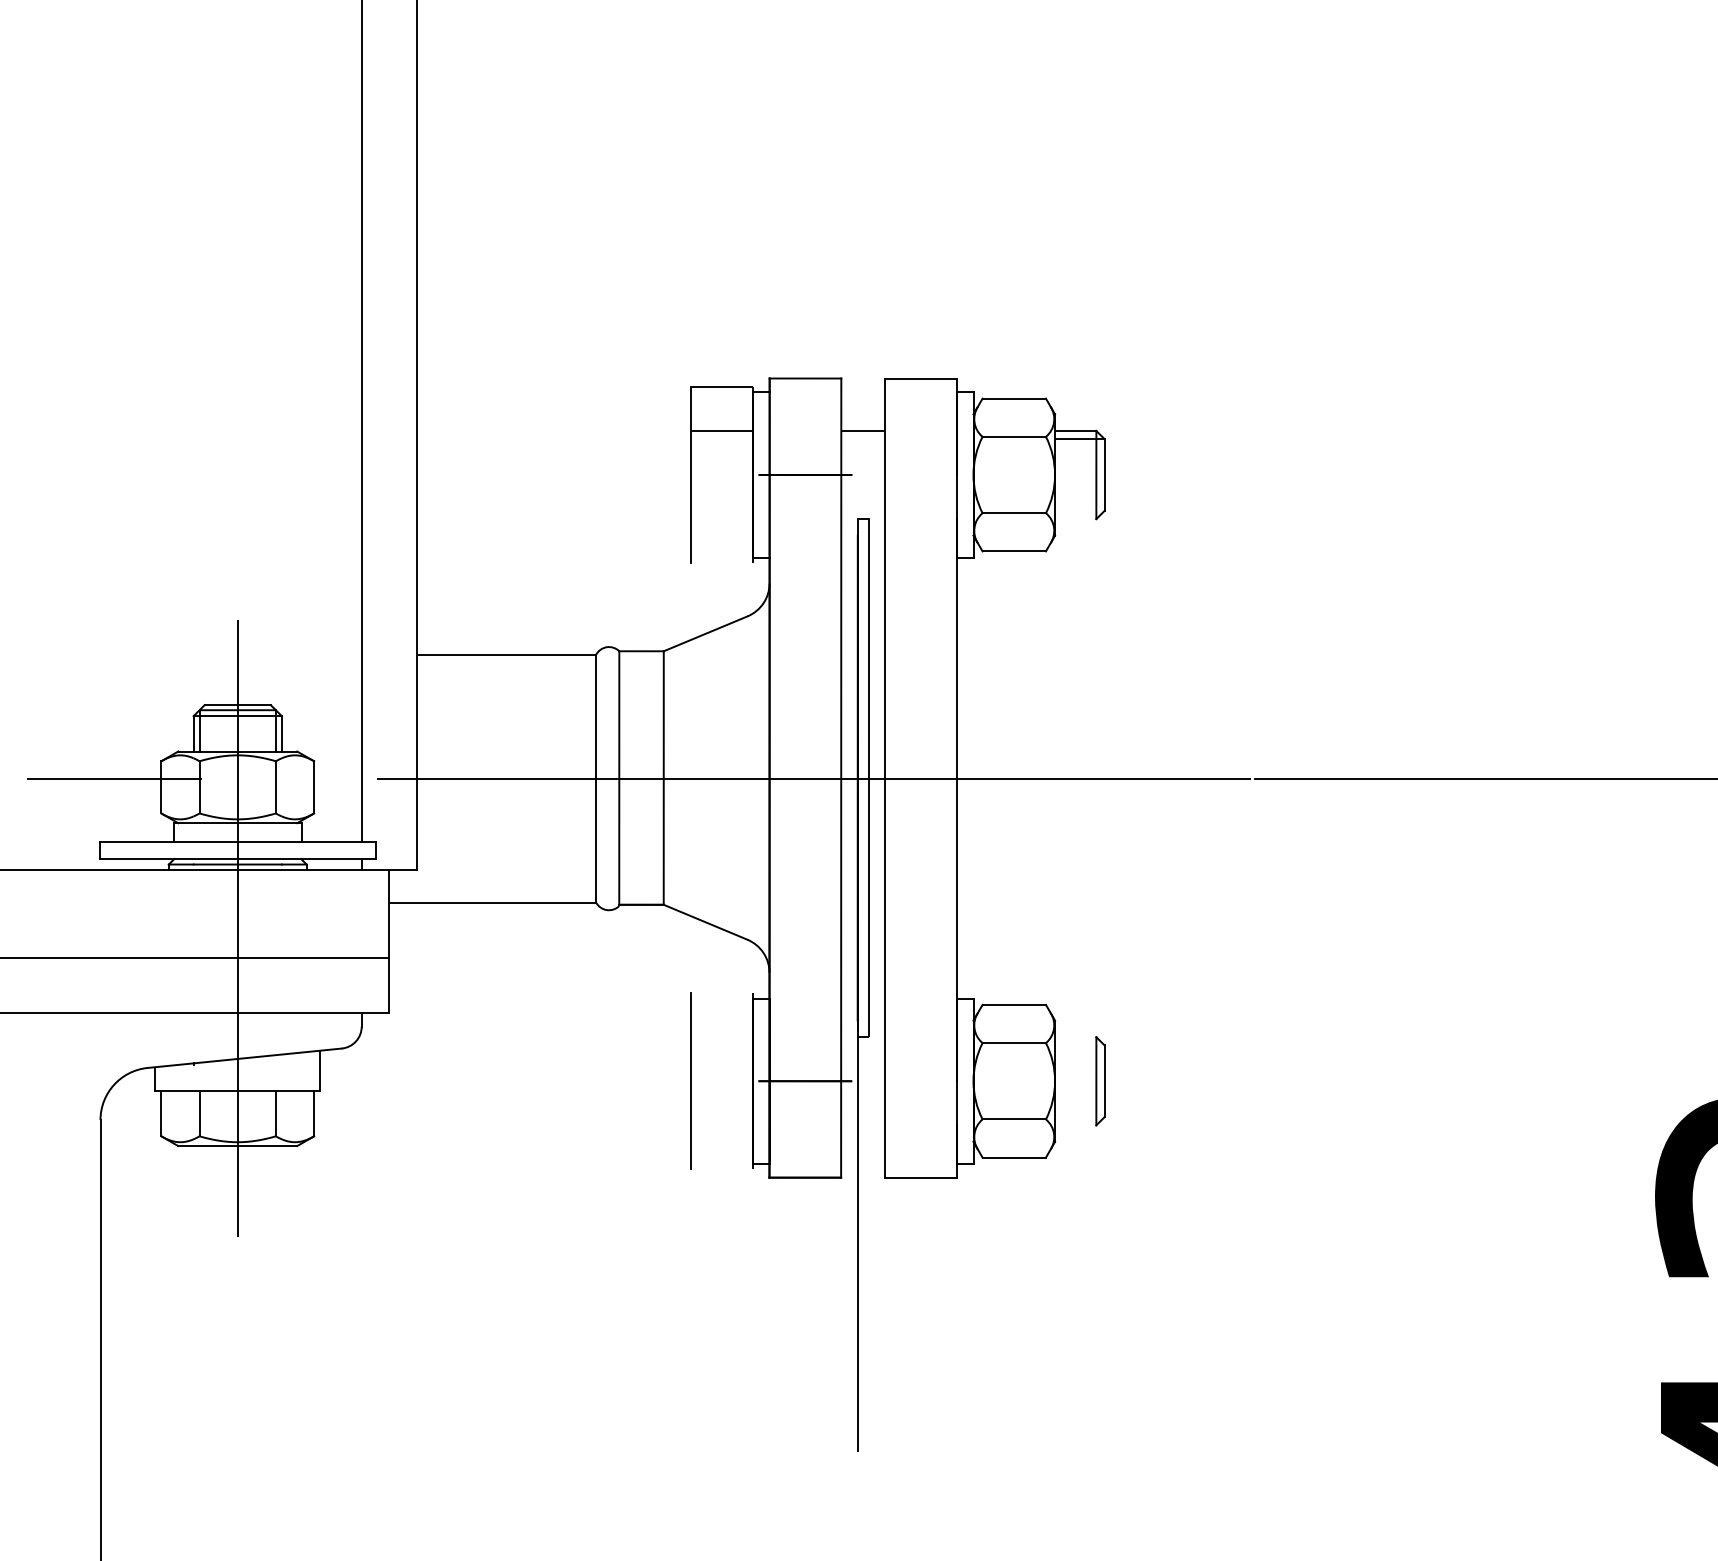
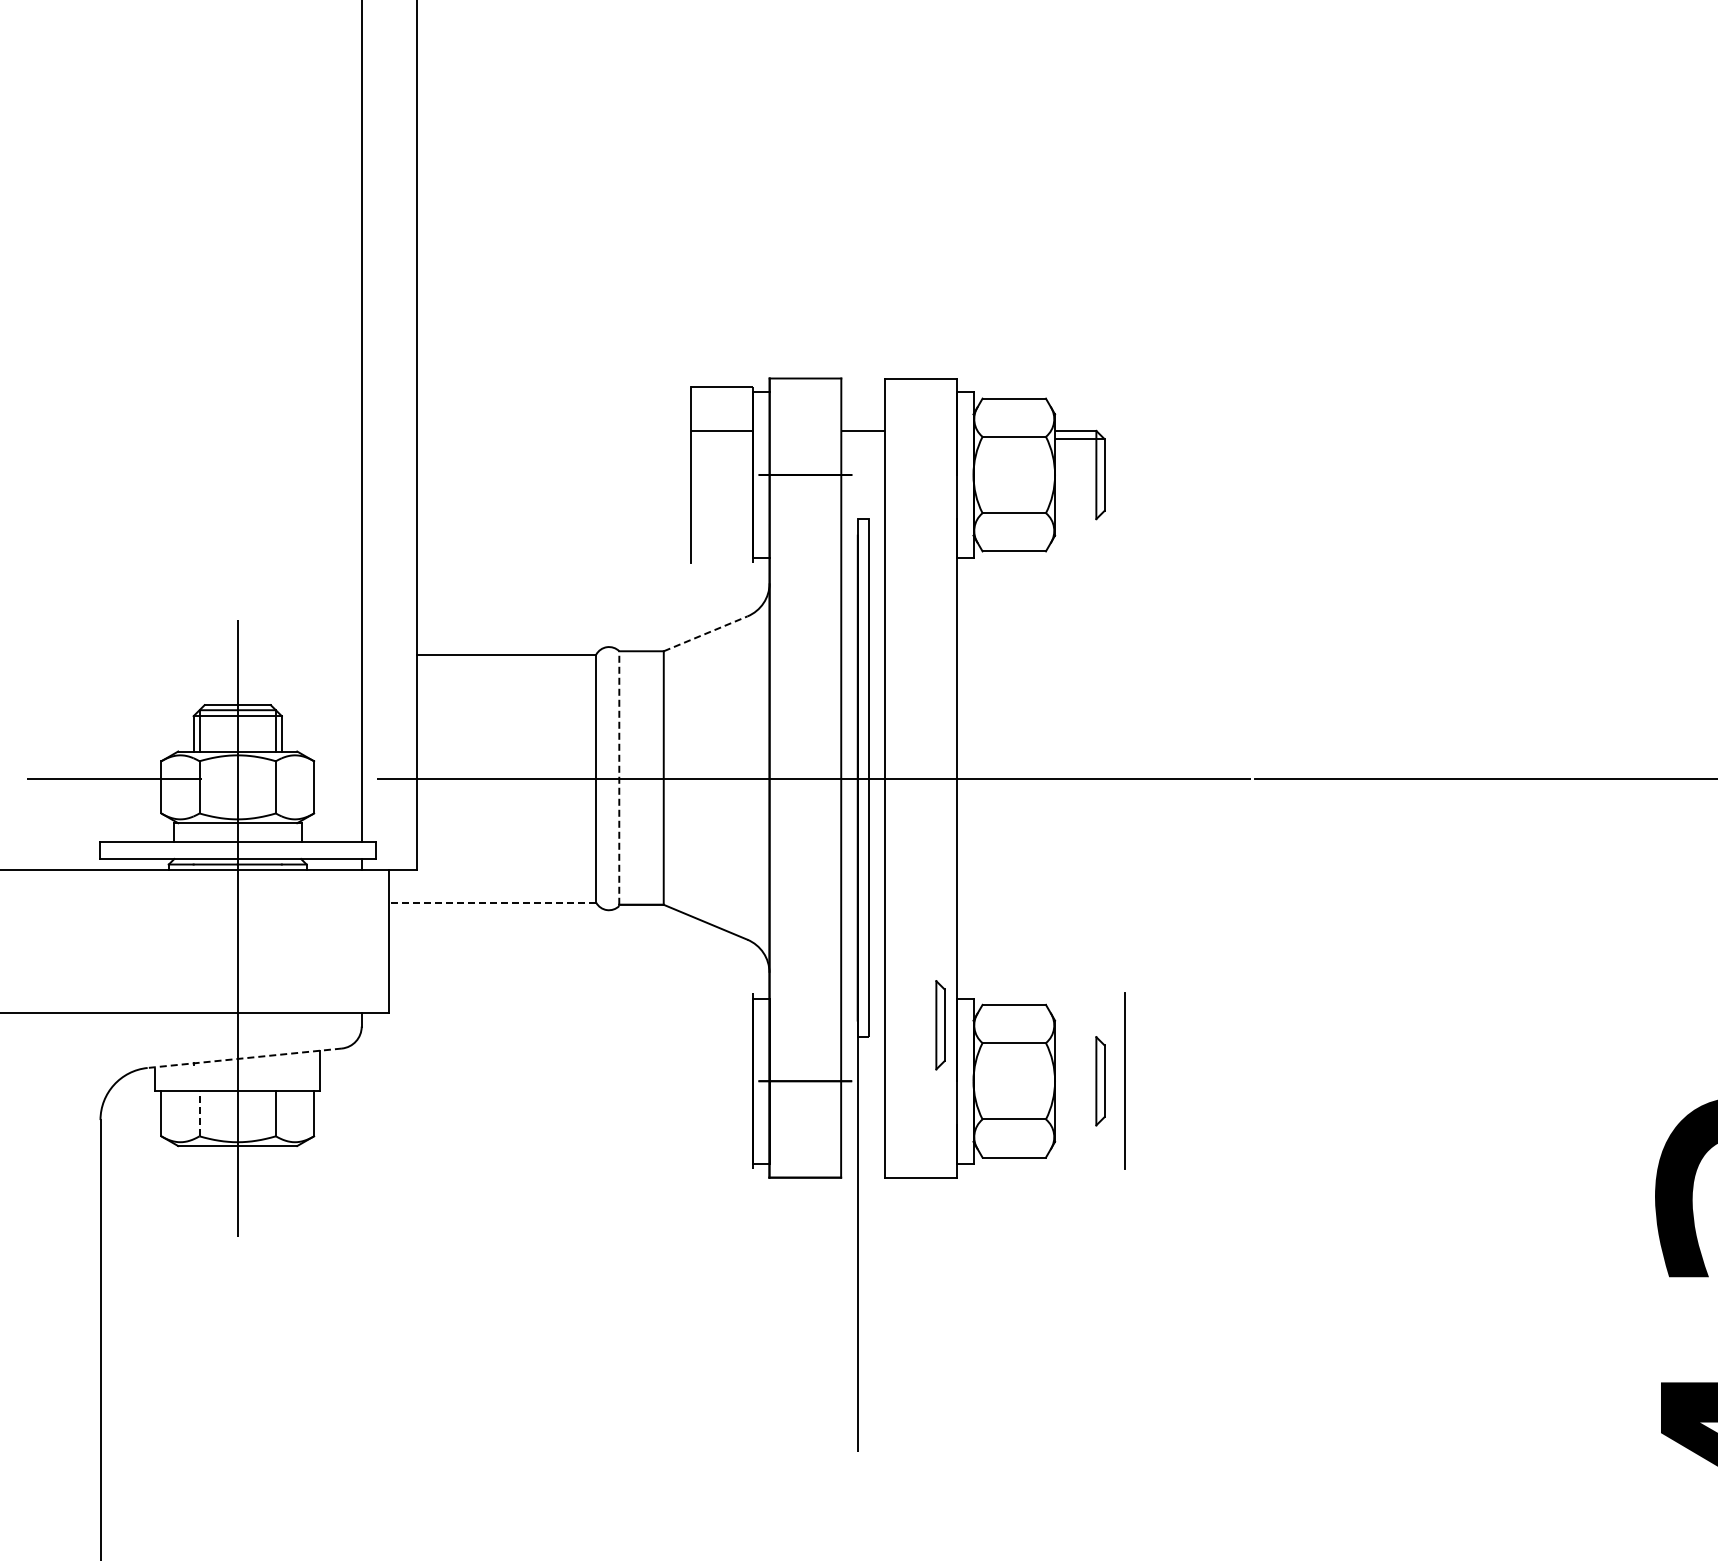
line: solid -> dashed (706, 633)
line: solid -> dashed (619, 778)
line: solid -> dashed (492, 902)
line: present -> none (195, 958)
part: none -> present (940, 1025)
line: solid -> dashed (244, 1058)
line position: (690, 1080) -> (1124, 1080) (1124, 1080)
line: solid -> dashed (199, 1113)
